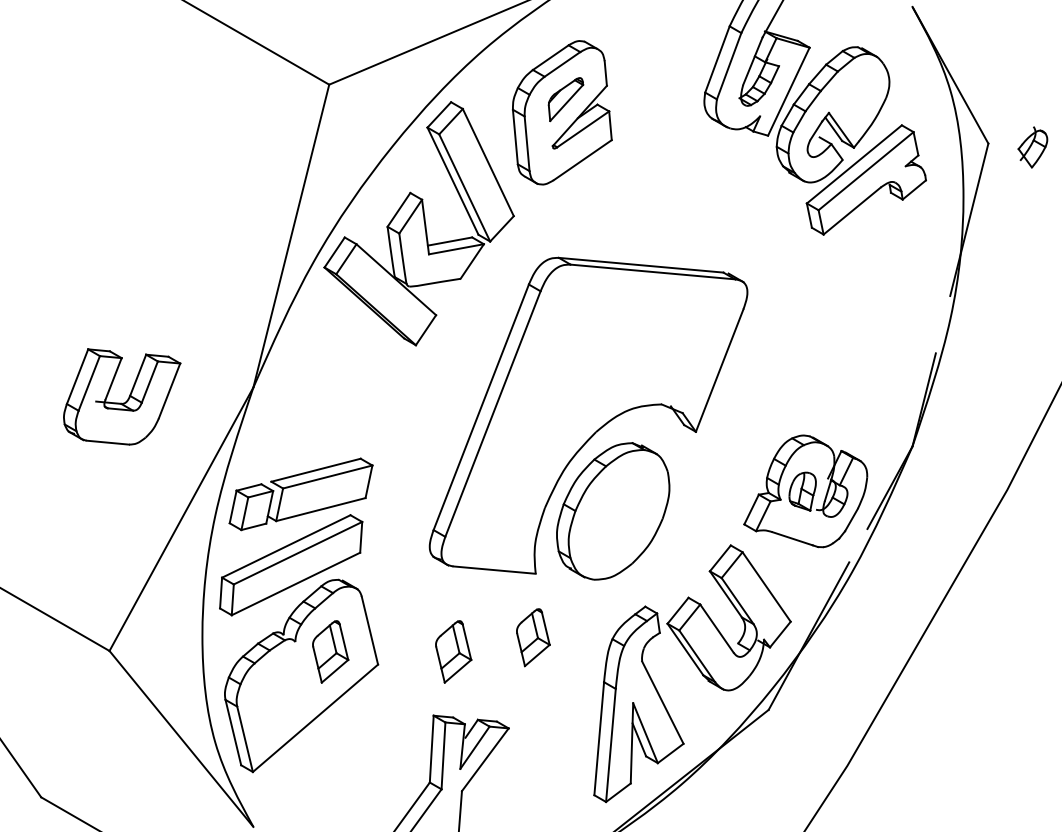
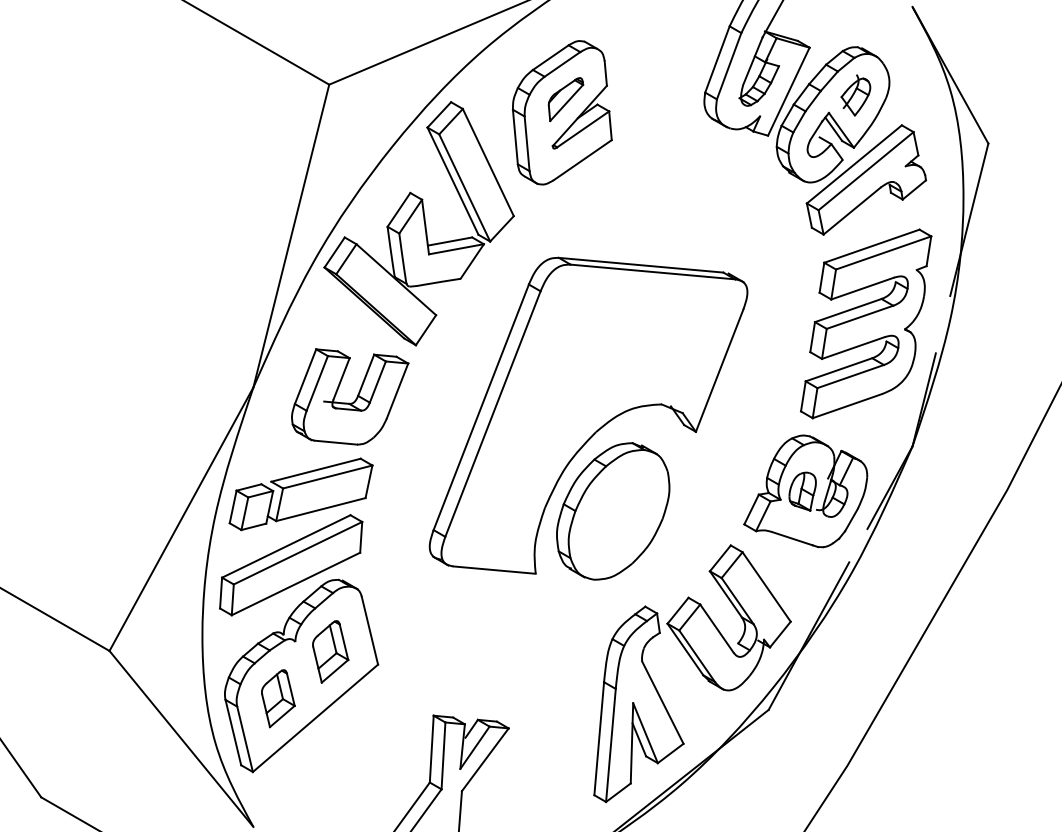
part position: (1032, 147) -> (855, 95) (855, 95)
part: none -> present (866, 323)
part position: (122, 396) -> (350, 396) (350, 396)
part position: (533, 637) -> (278, 698) (278, 698)
part: present -> none (453, 651)
